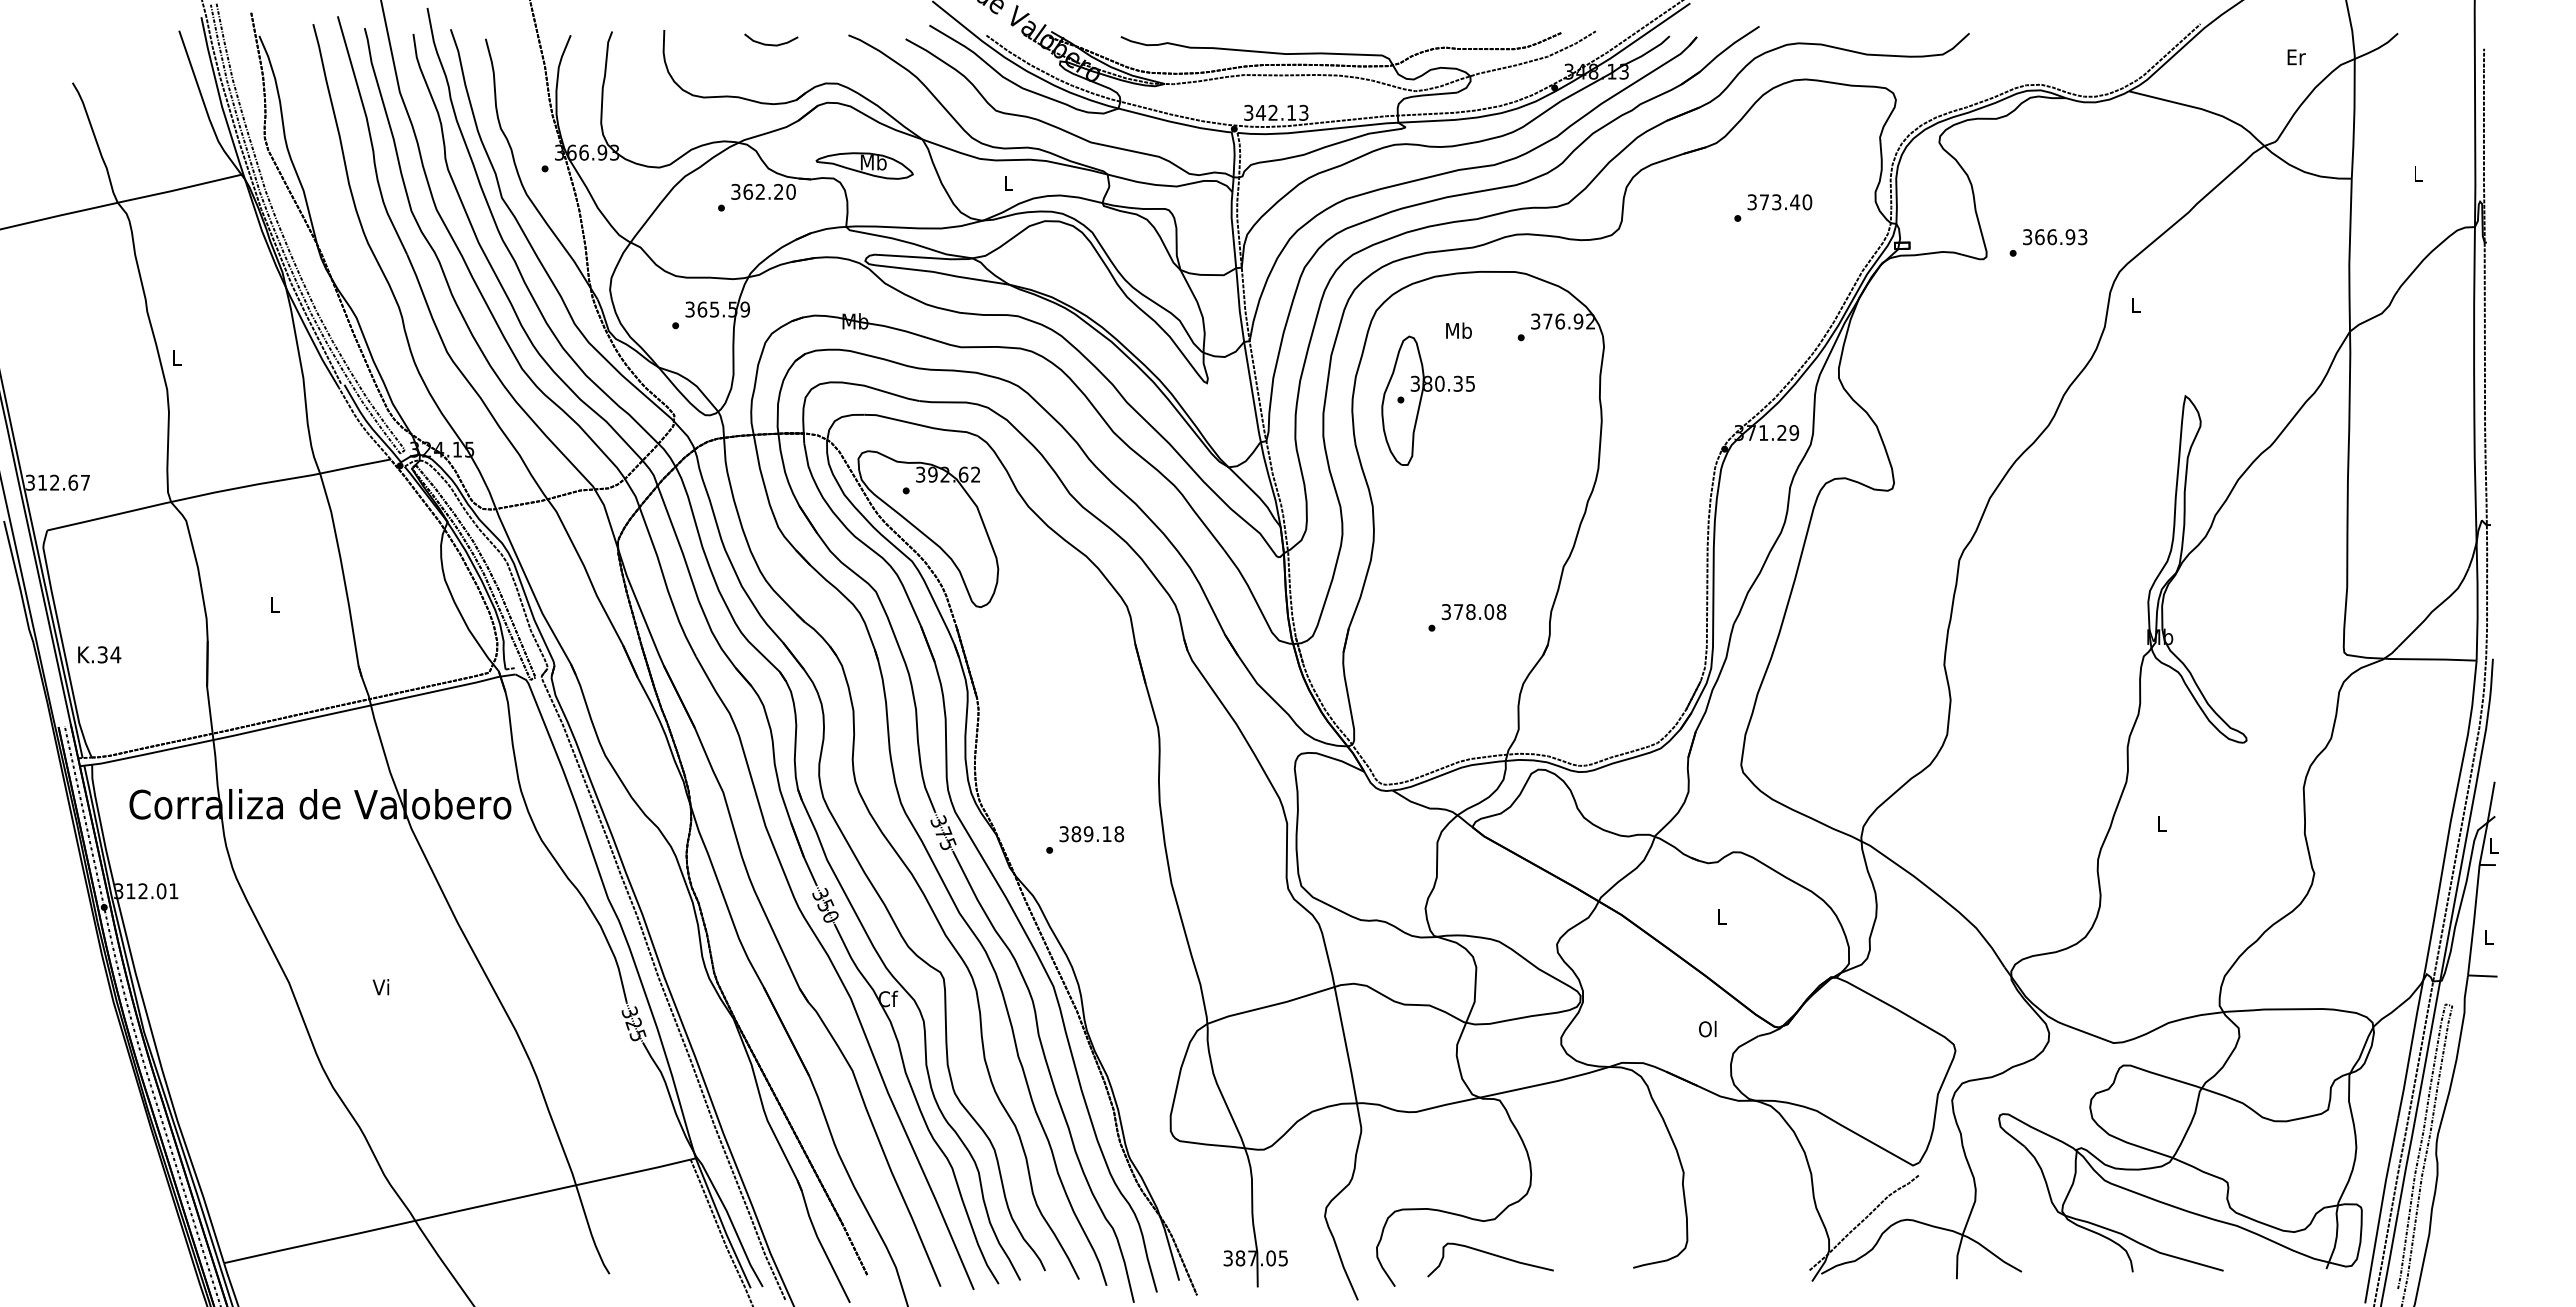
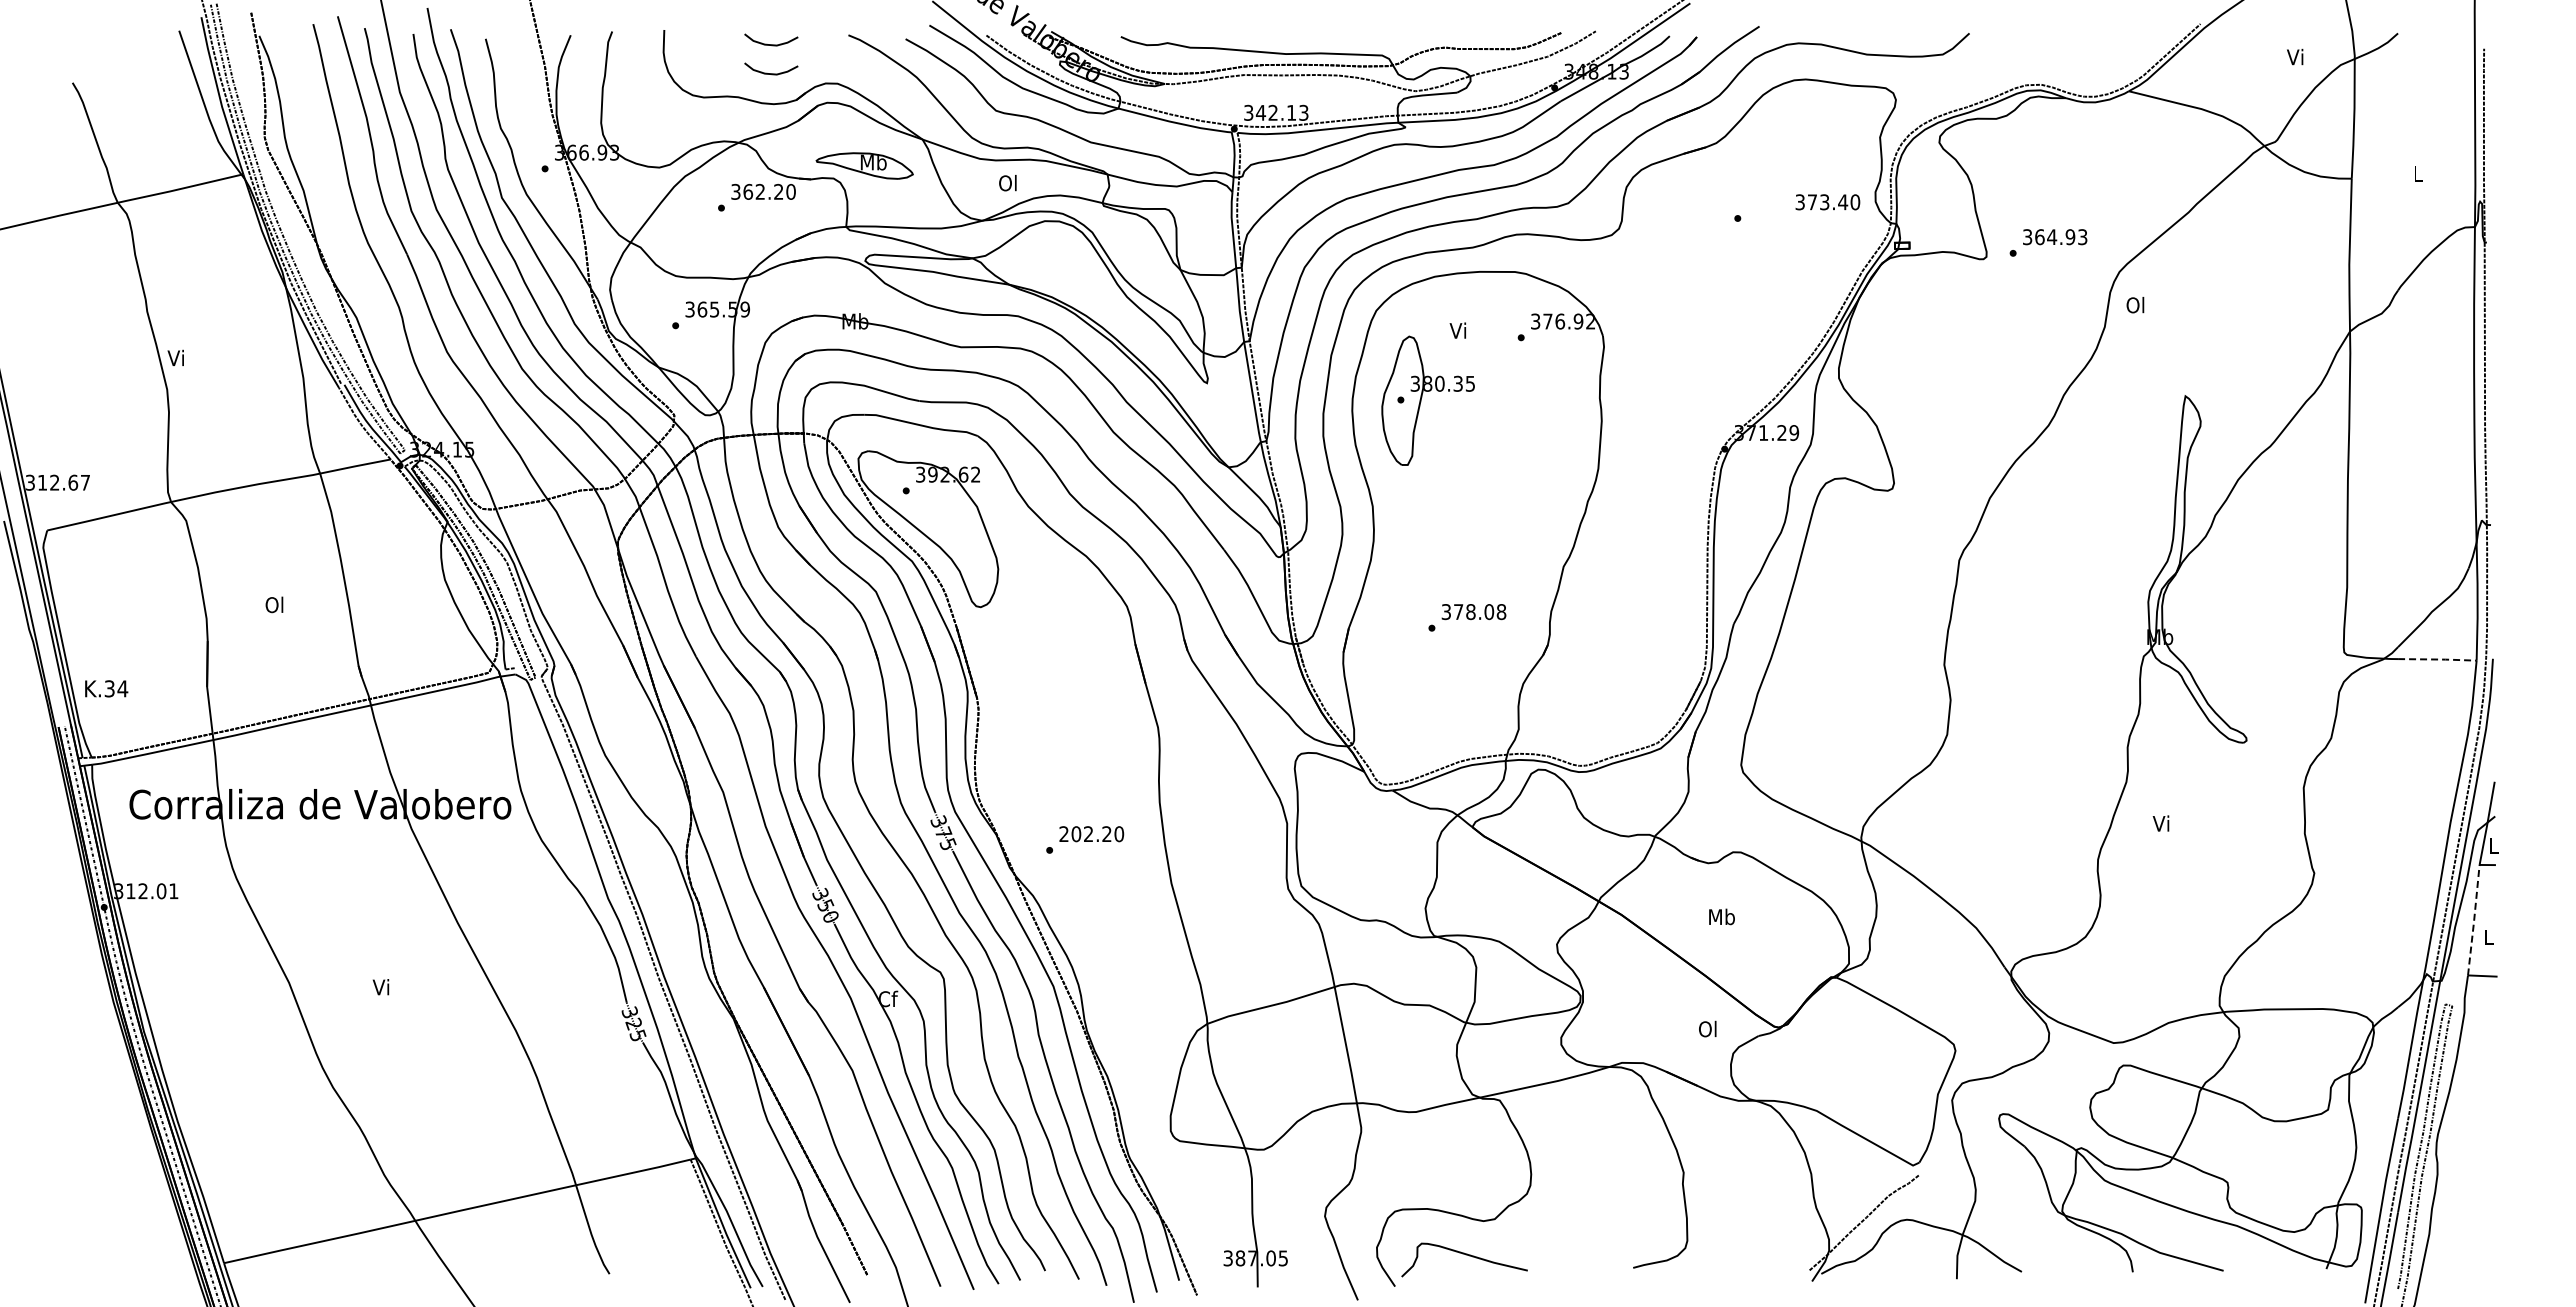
text: Er -> Vi (2296, 56)
curve: none -> present (771, 73)
text: L -> Ol (1007, 182)
text position: (1779, 202) -> (1827, 202) (1827, 202)
text: 366.93 -> 364.93 (2052, 237)
text: L -> Ol (2135, 304)
text: Mb -> Vi (1458, 330)
text: L -> Vi (175, 357)
text: L -> Ol (274, 604)
text position: (99, 654) -> (106, 688) (106, 688)
line: solid -> dashed (2438, 659)
text: L -> Vi (2160, 823)
text: 389.18 -> 202.20 (1091, 834)
text: L -> Mb (1721, 916)
line: solid -> dashed (2474, 919)
curve position: (1491, 1255) -> (1465, 1255) (1465, 1255)
